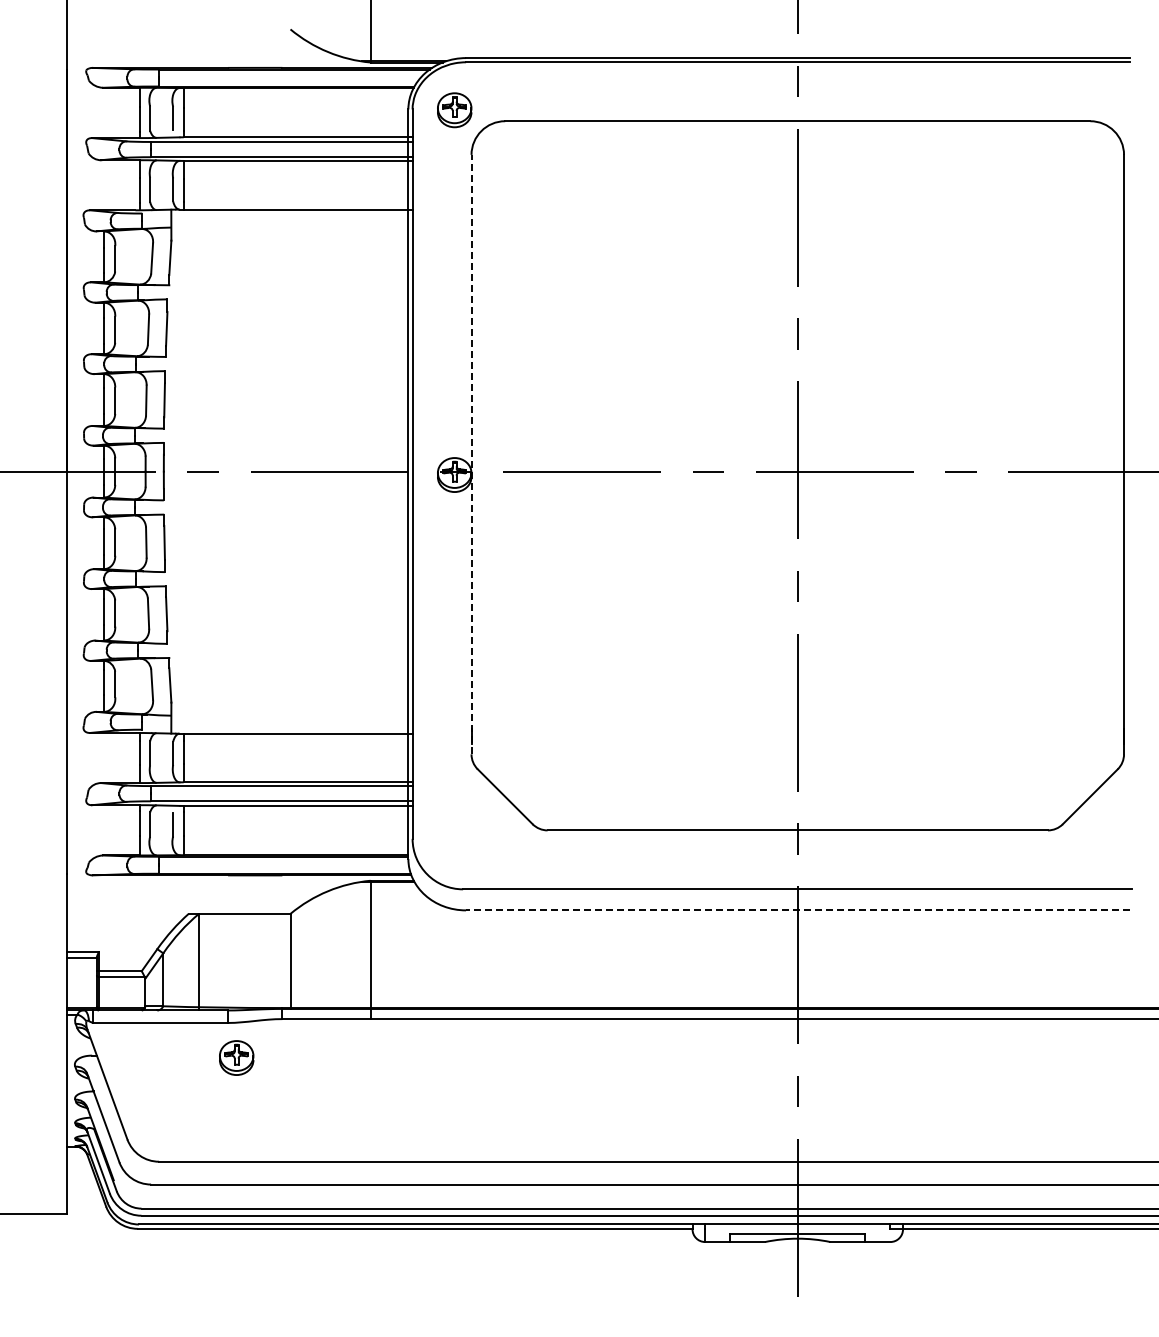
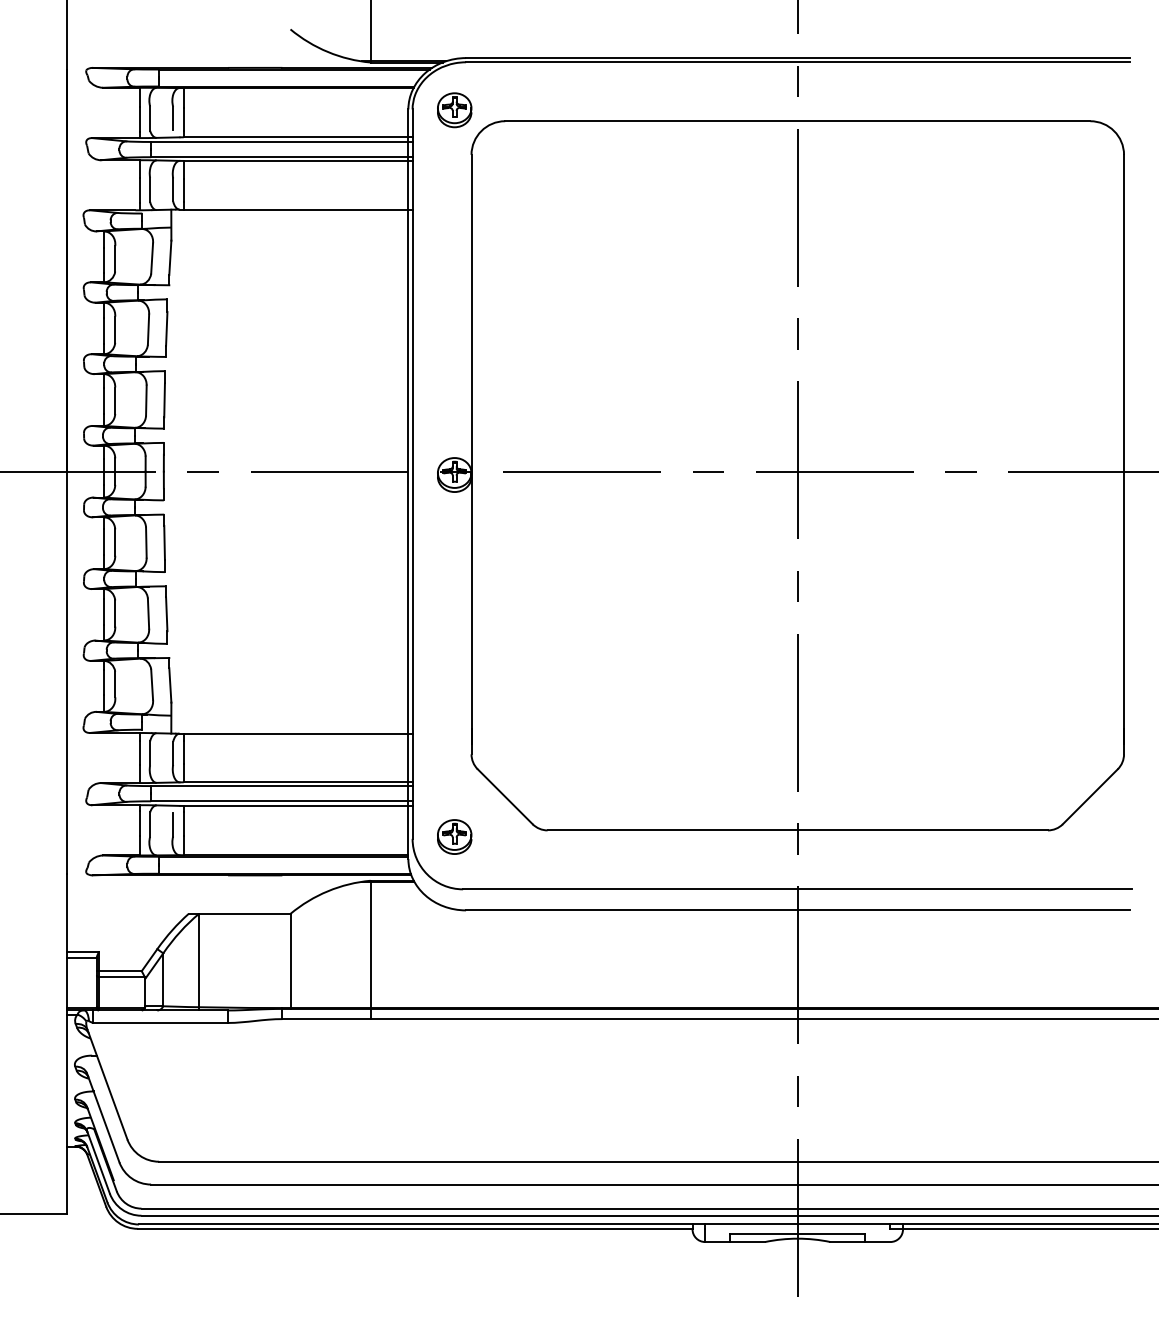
line: dashed -> solid (471, 454)
line: dashed -> solid (797, 910)
part position: (236, 1057) -> (454, 836) (454, 836)
